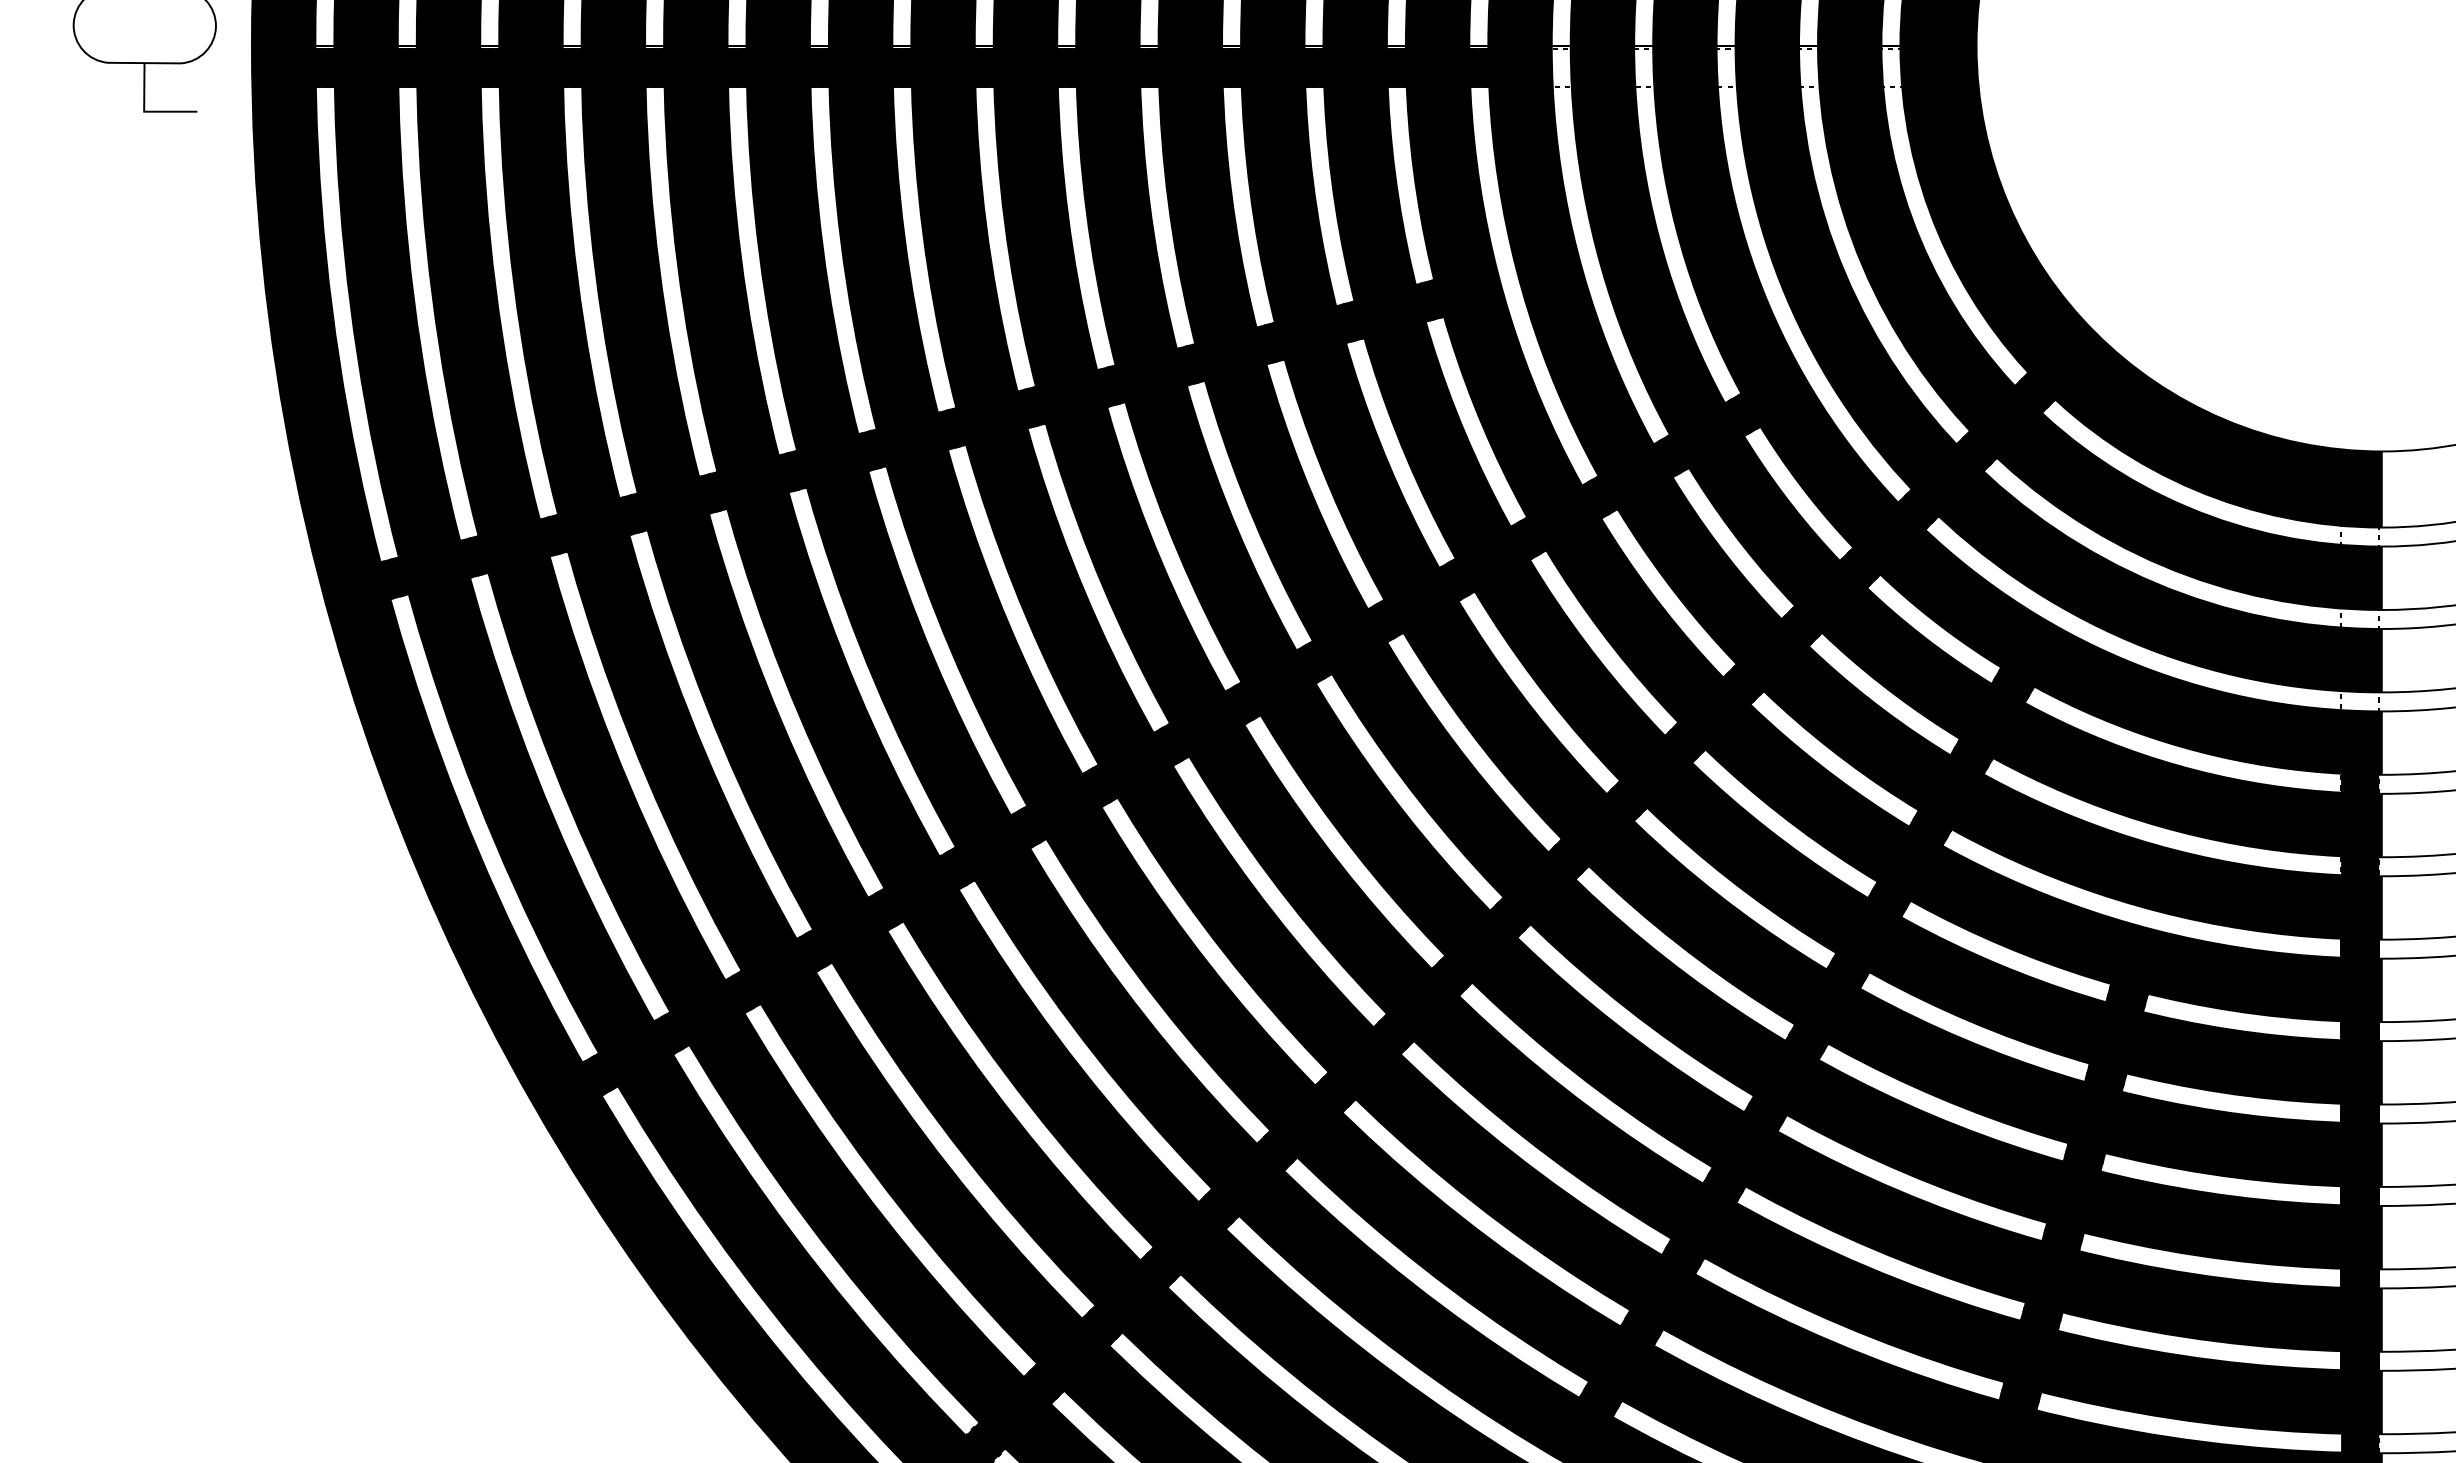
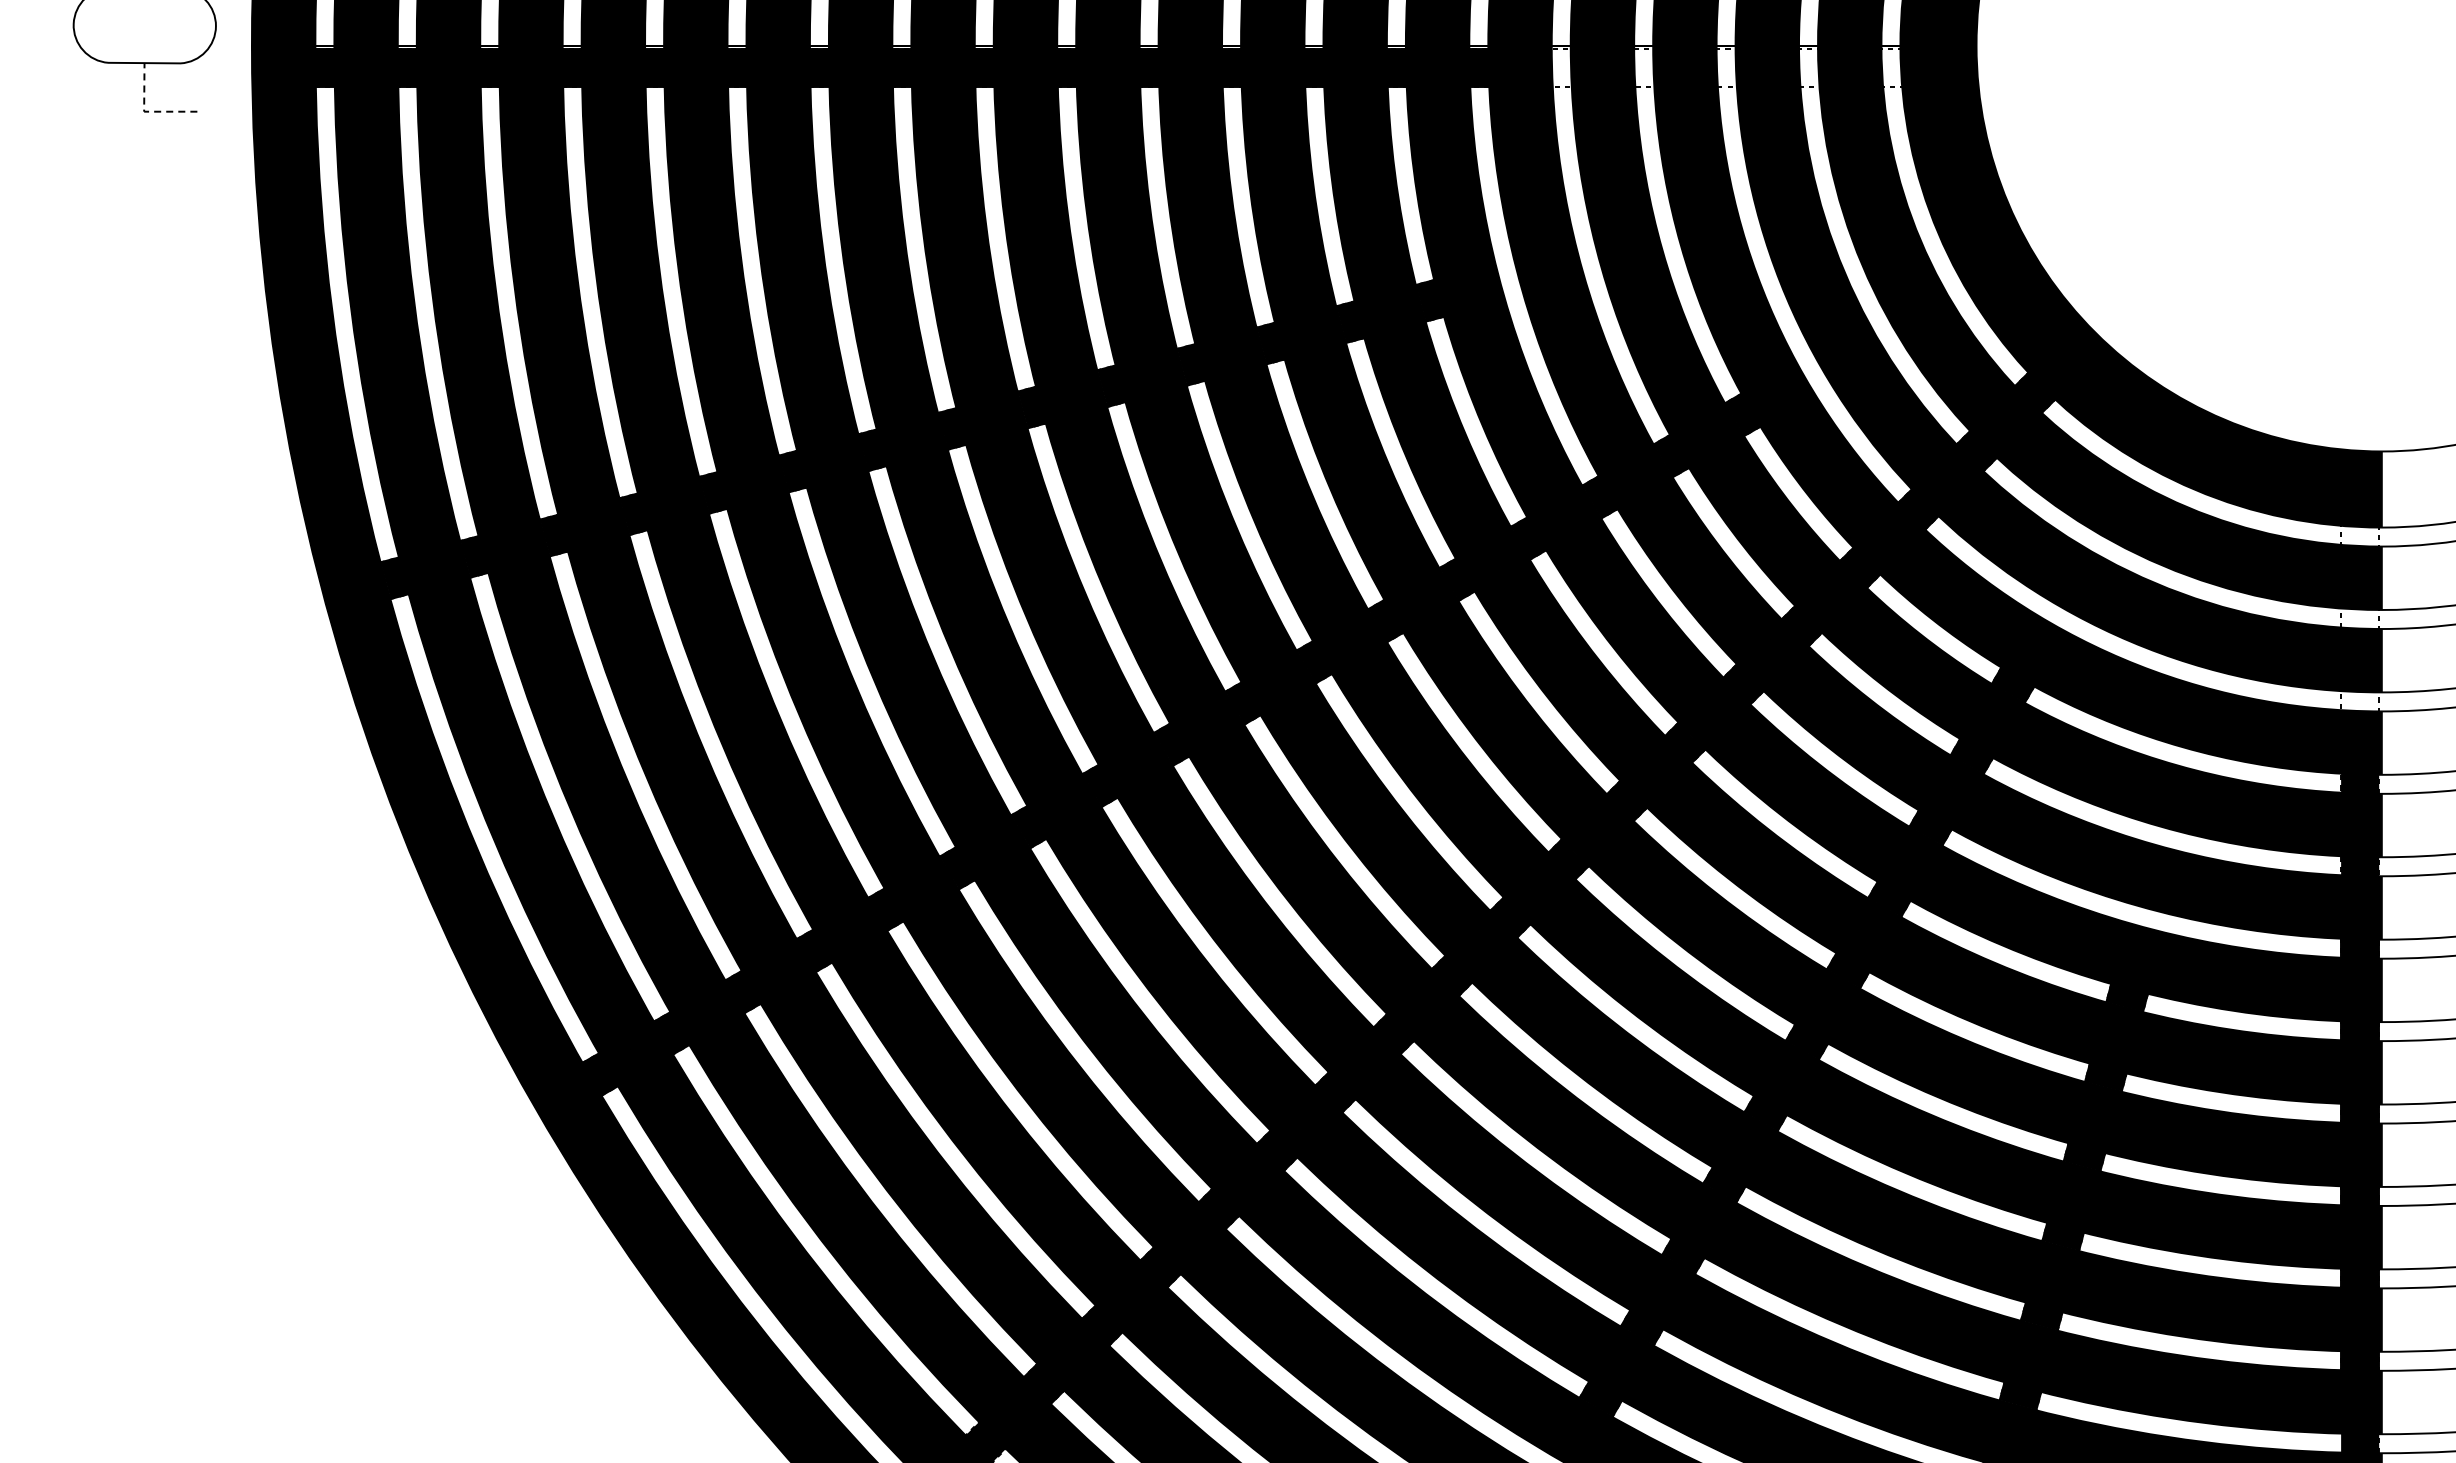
line: solid -> dashed (146, 111)
